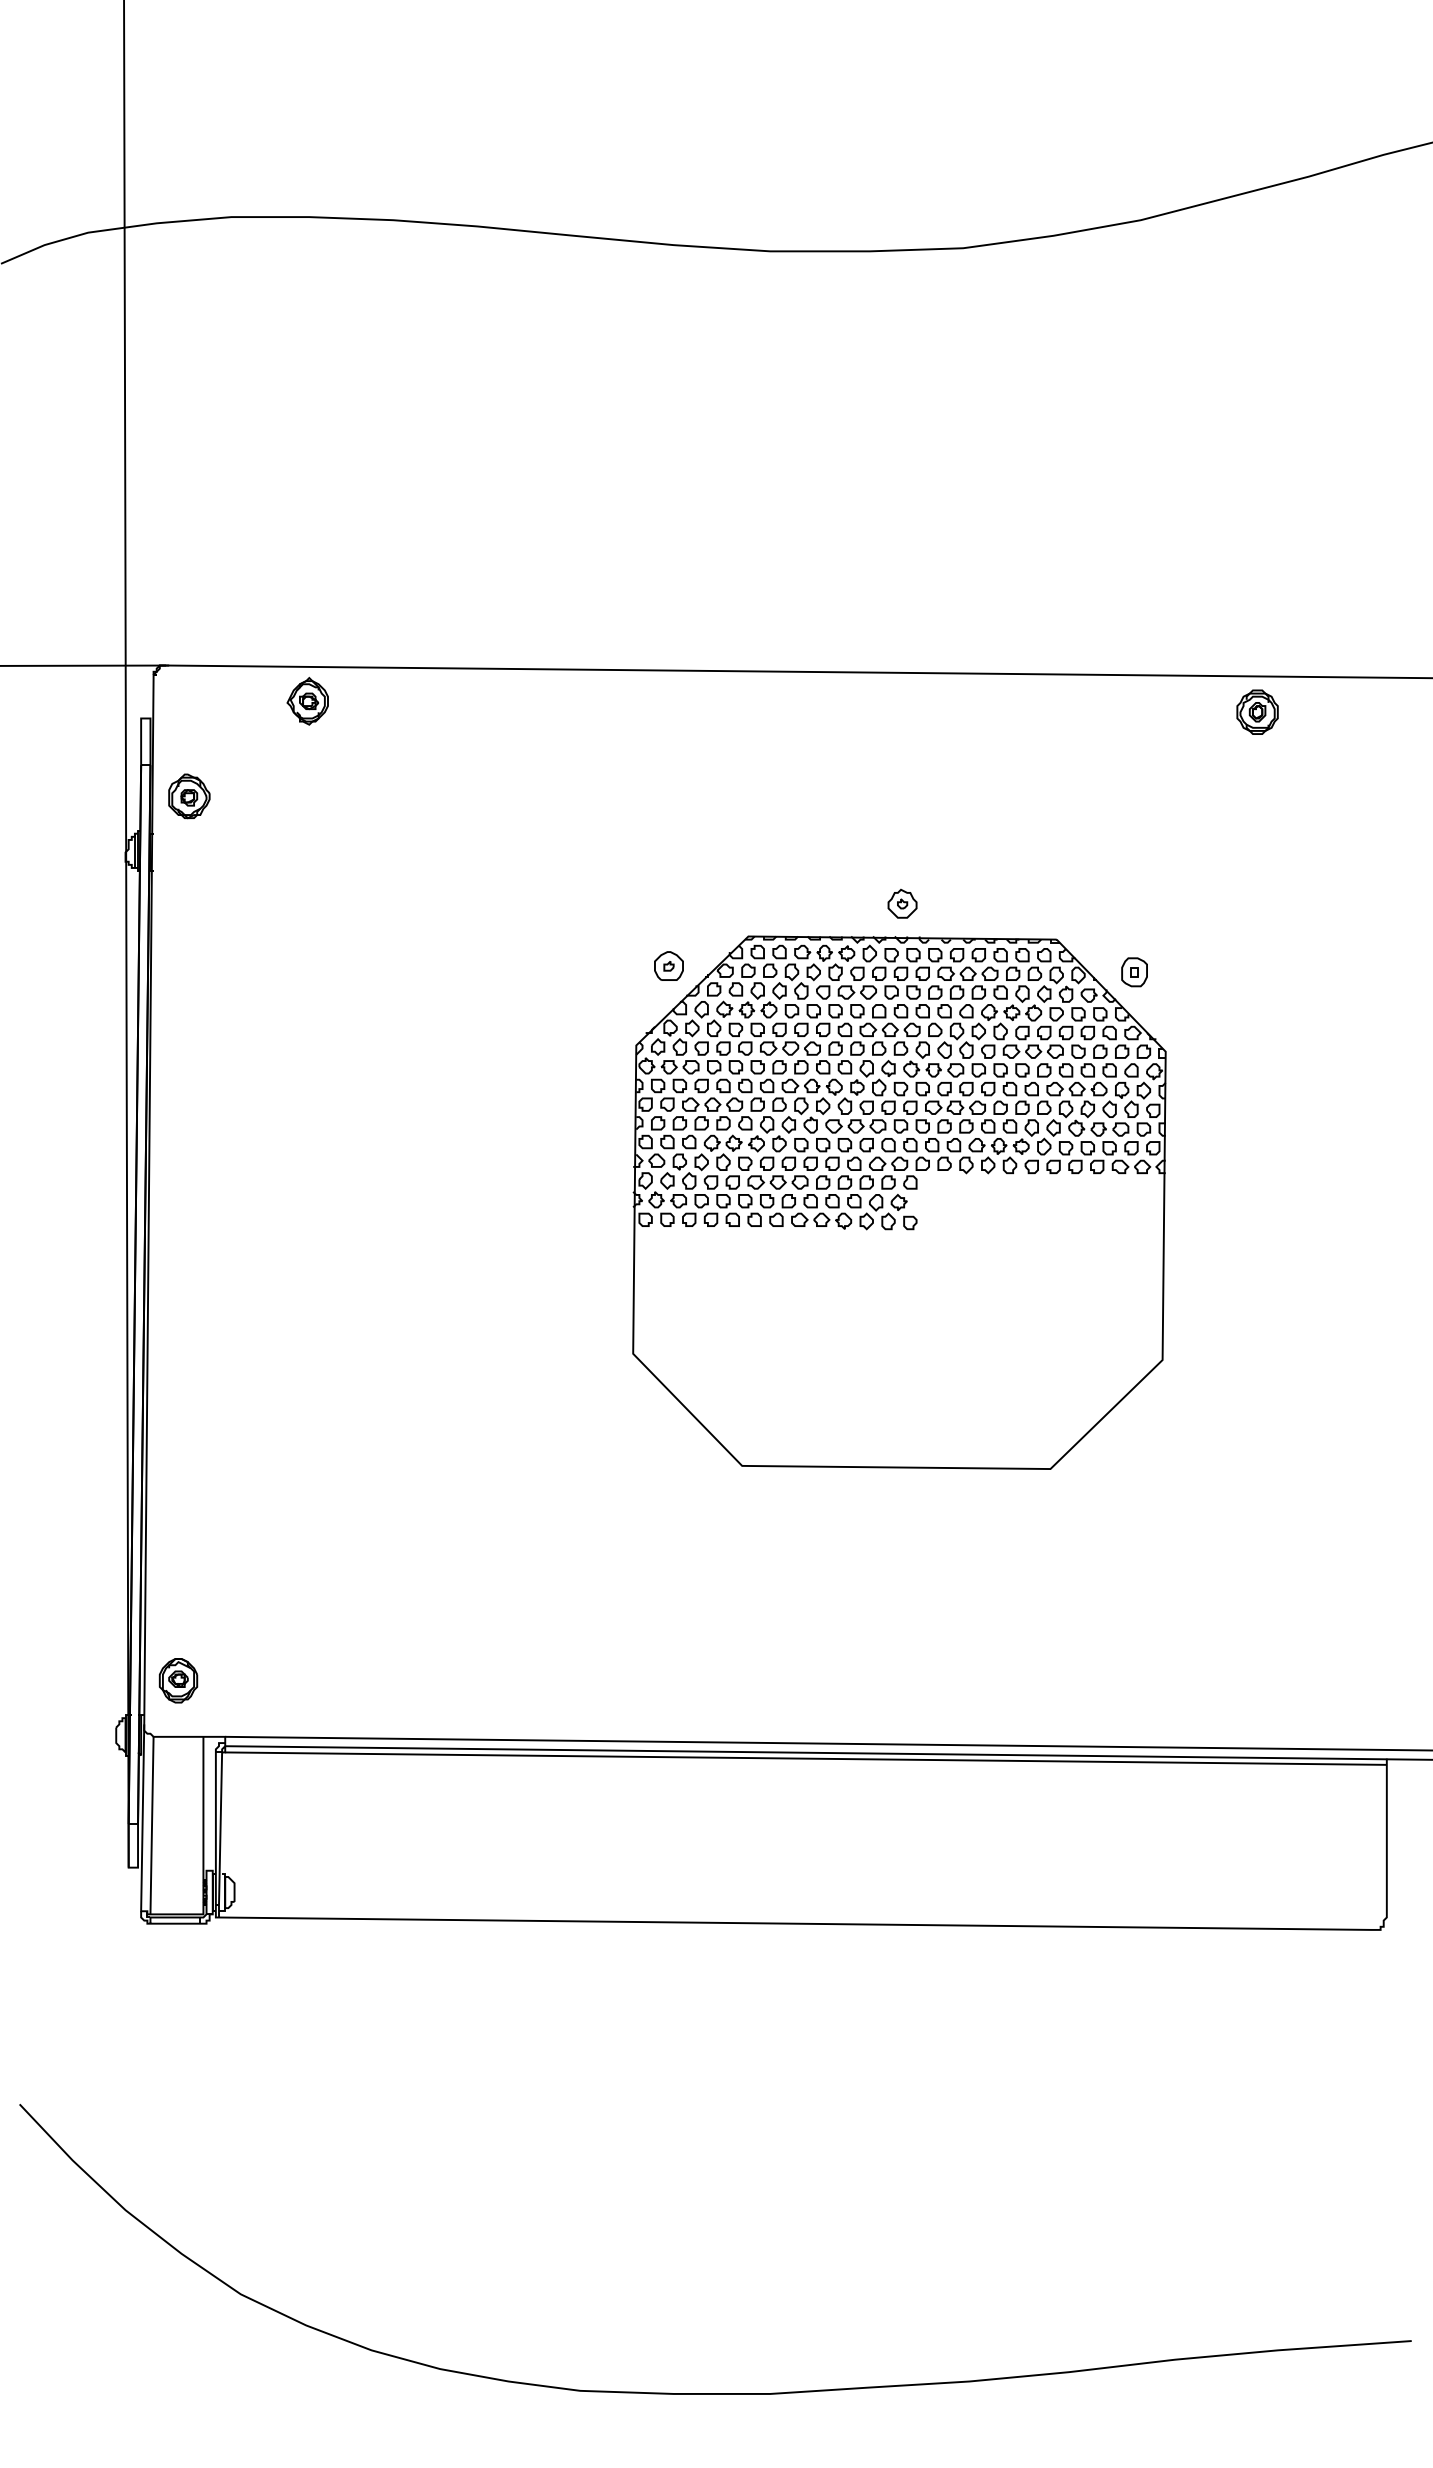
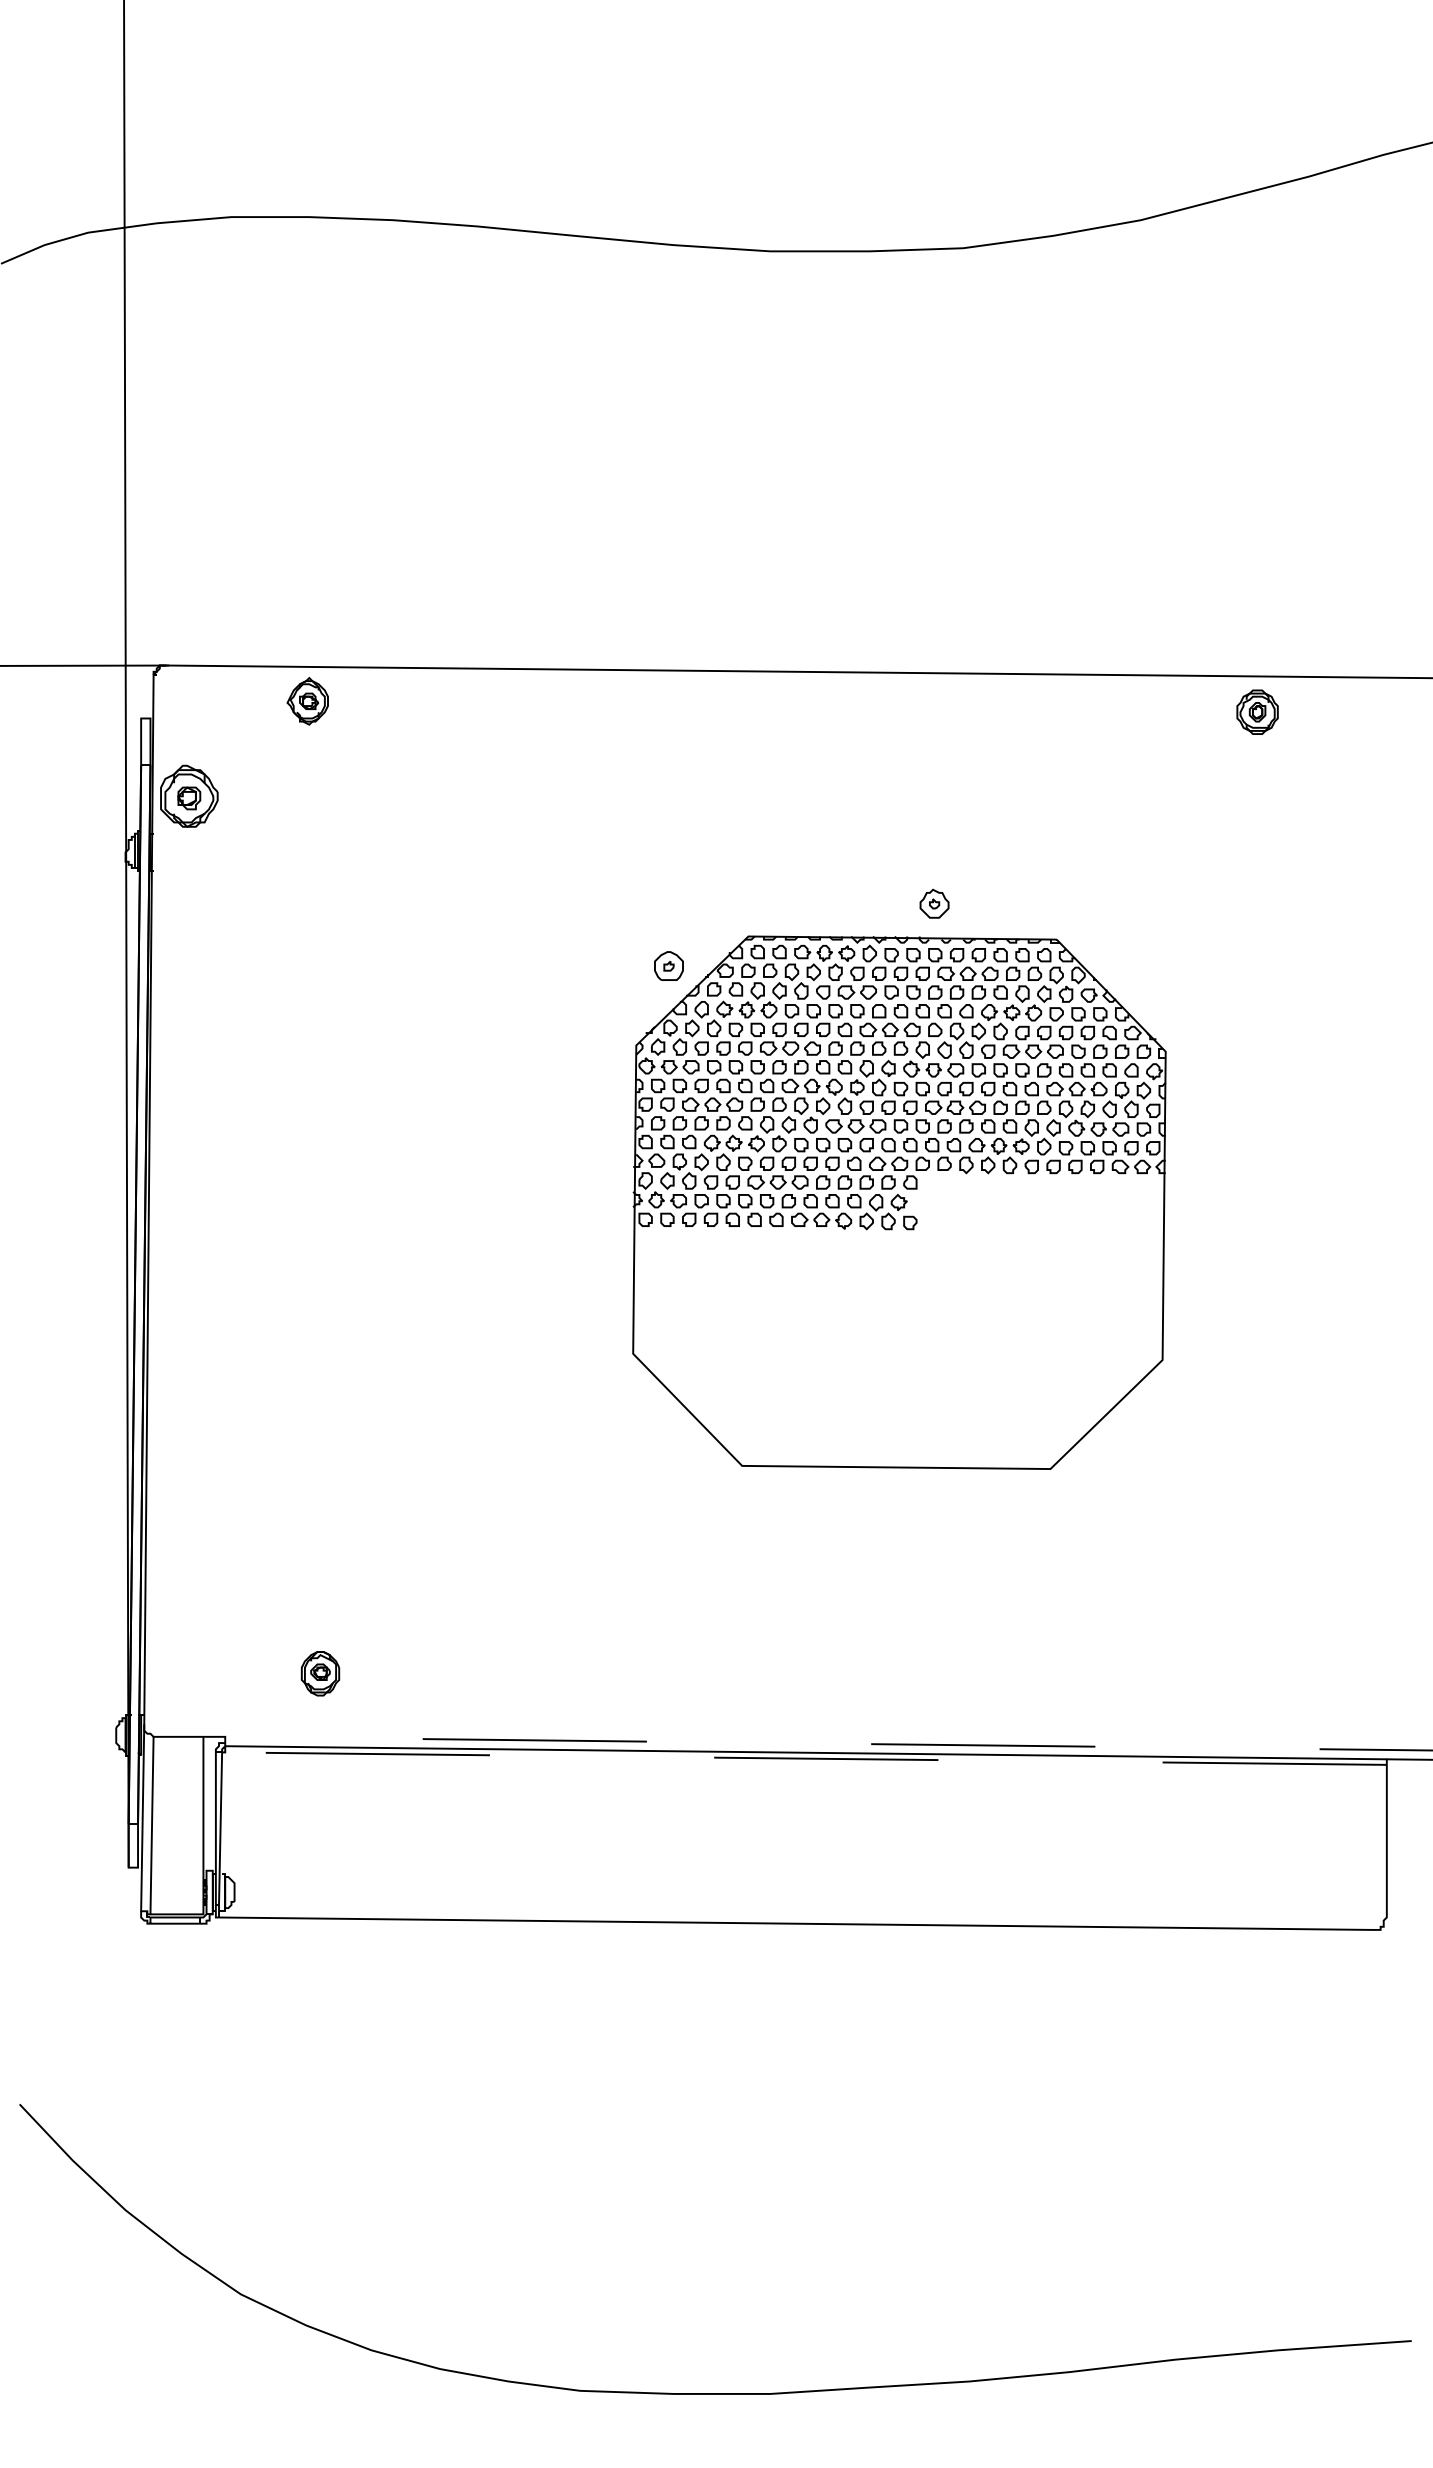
part size: 43x47 px -> 59x64 px (189, 795)
part position: (902, 903) -> (934, 903) (934, 903)
part: present -> none (1134, 972)
part position: (178, 1680) -> (320, 1673) (320, 1673)
line: solid -> dashed (828, 1743)
line: solid -> dashed (806, 1758)
